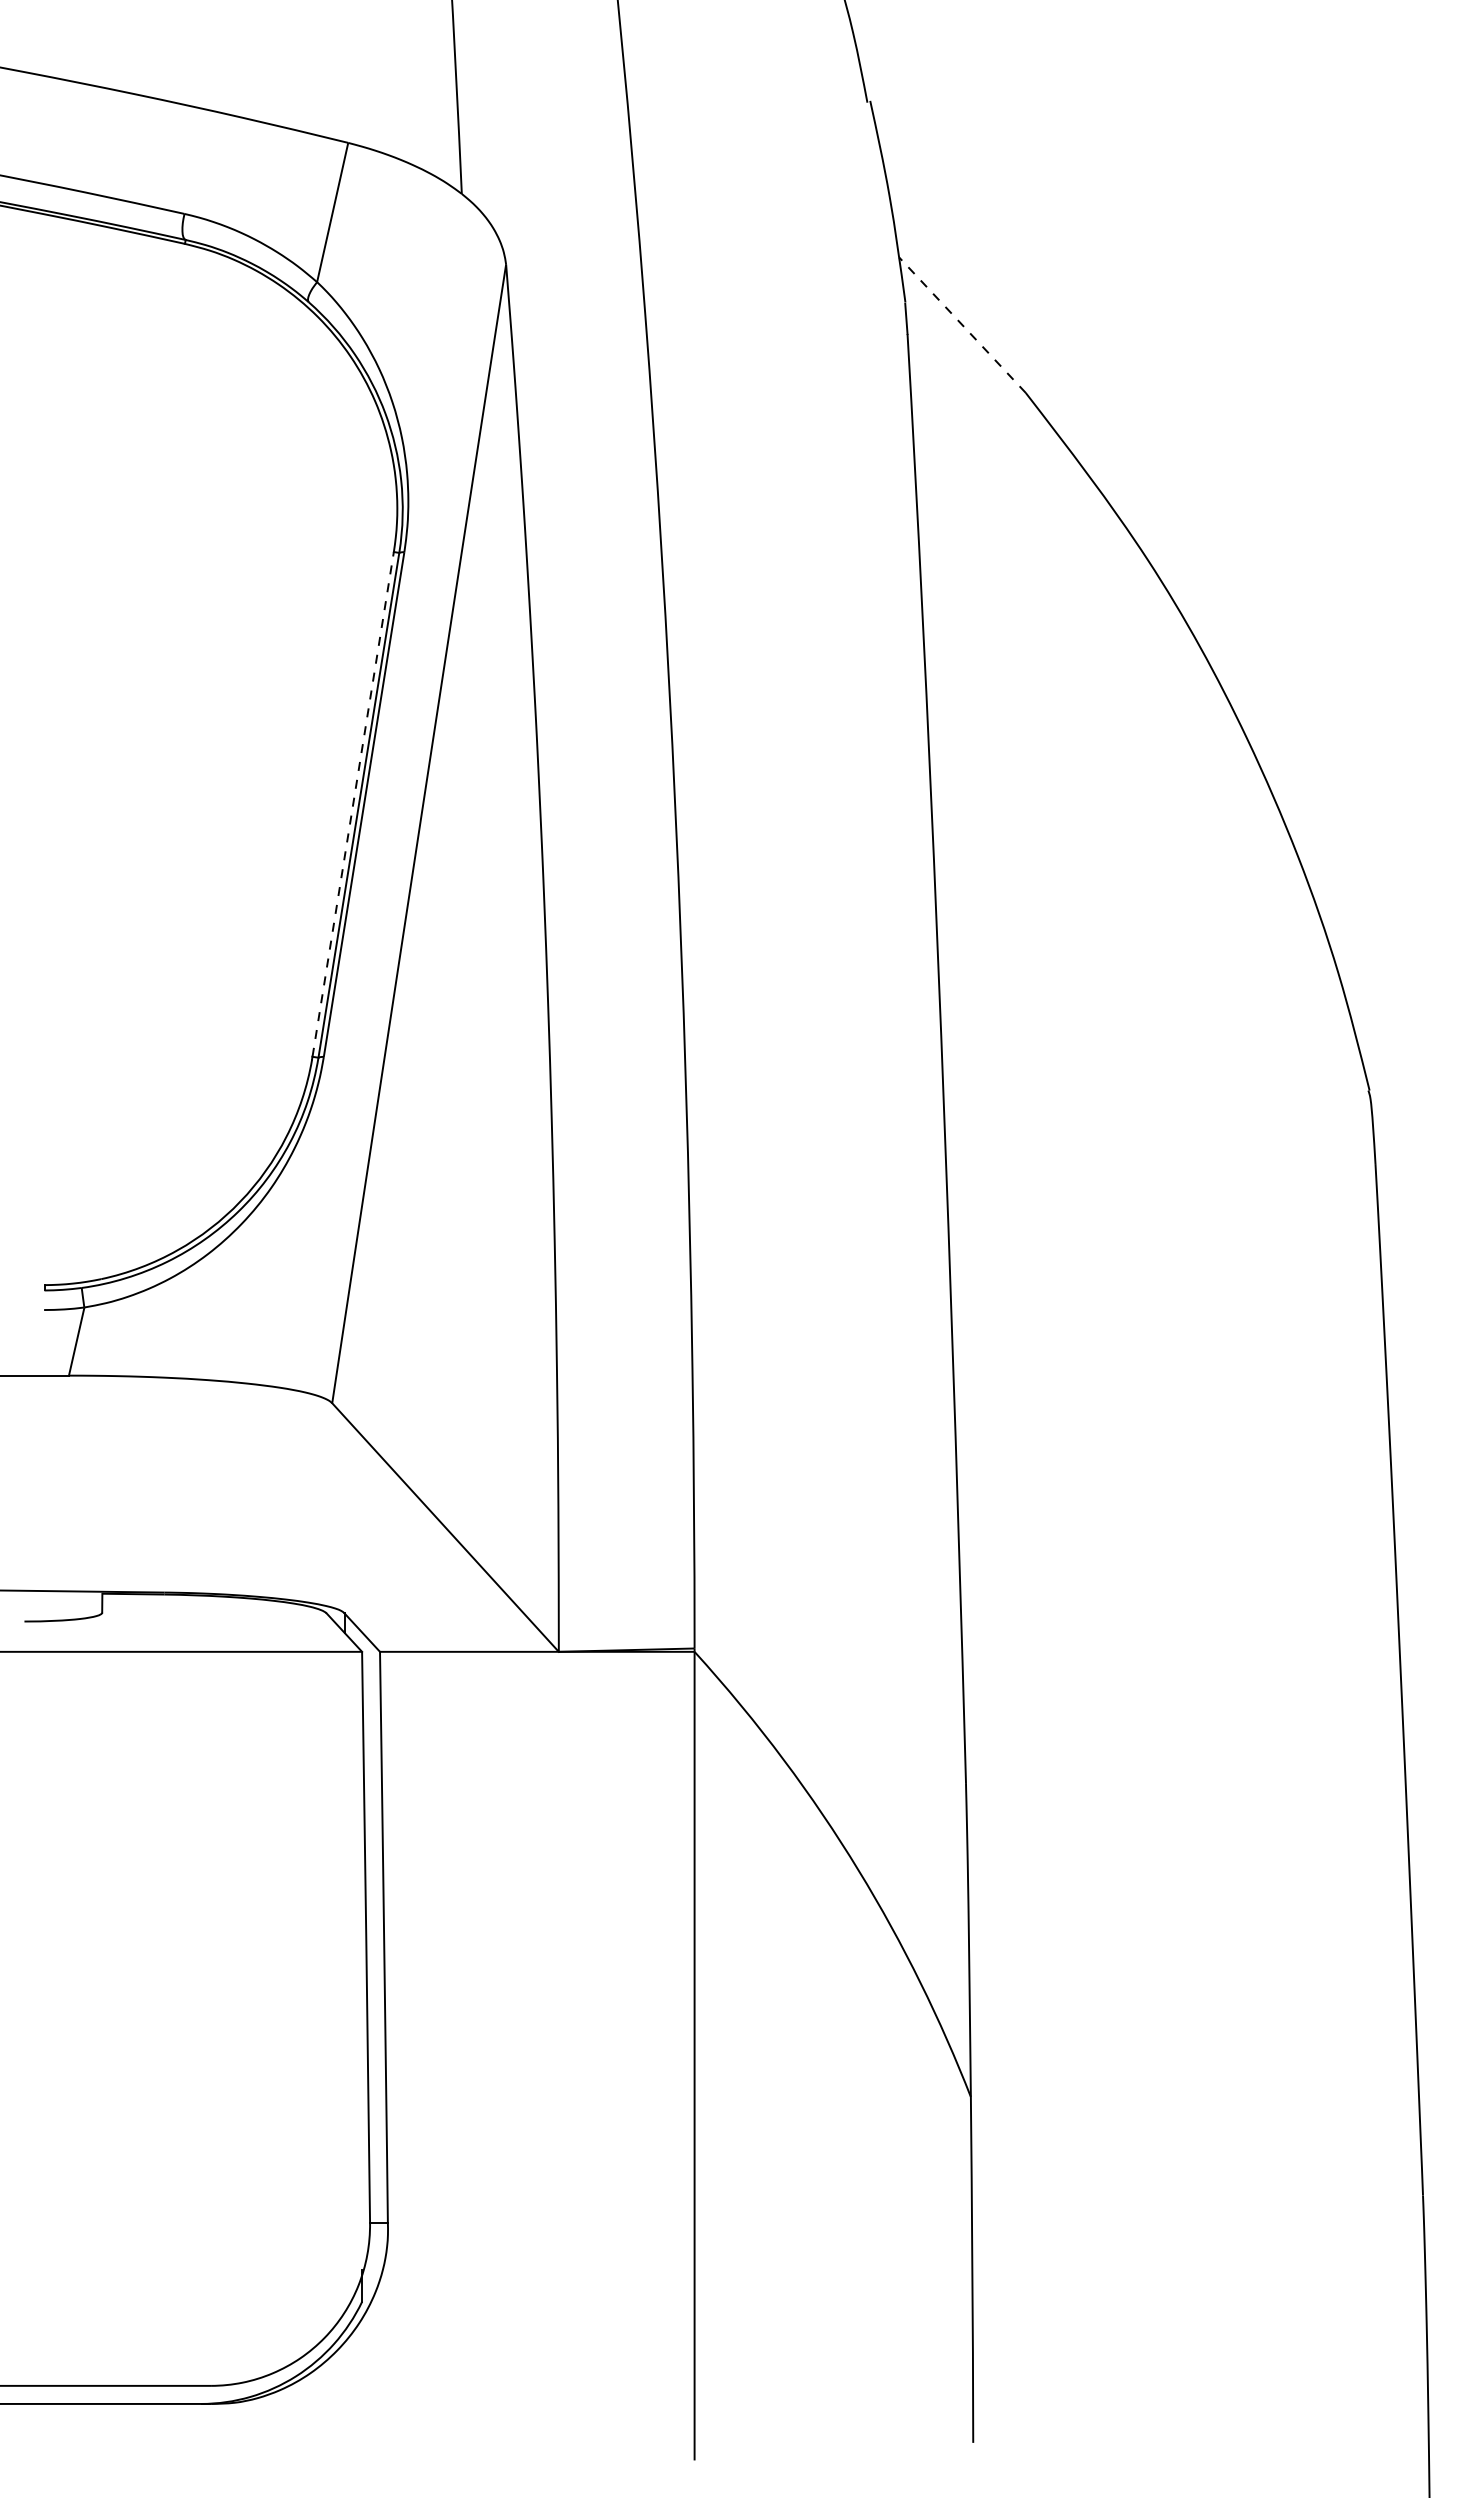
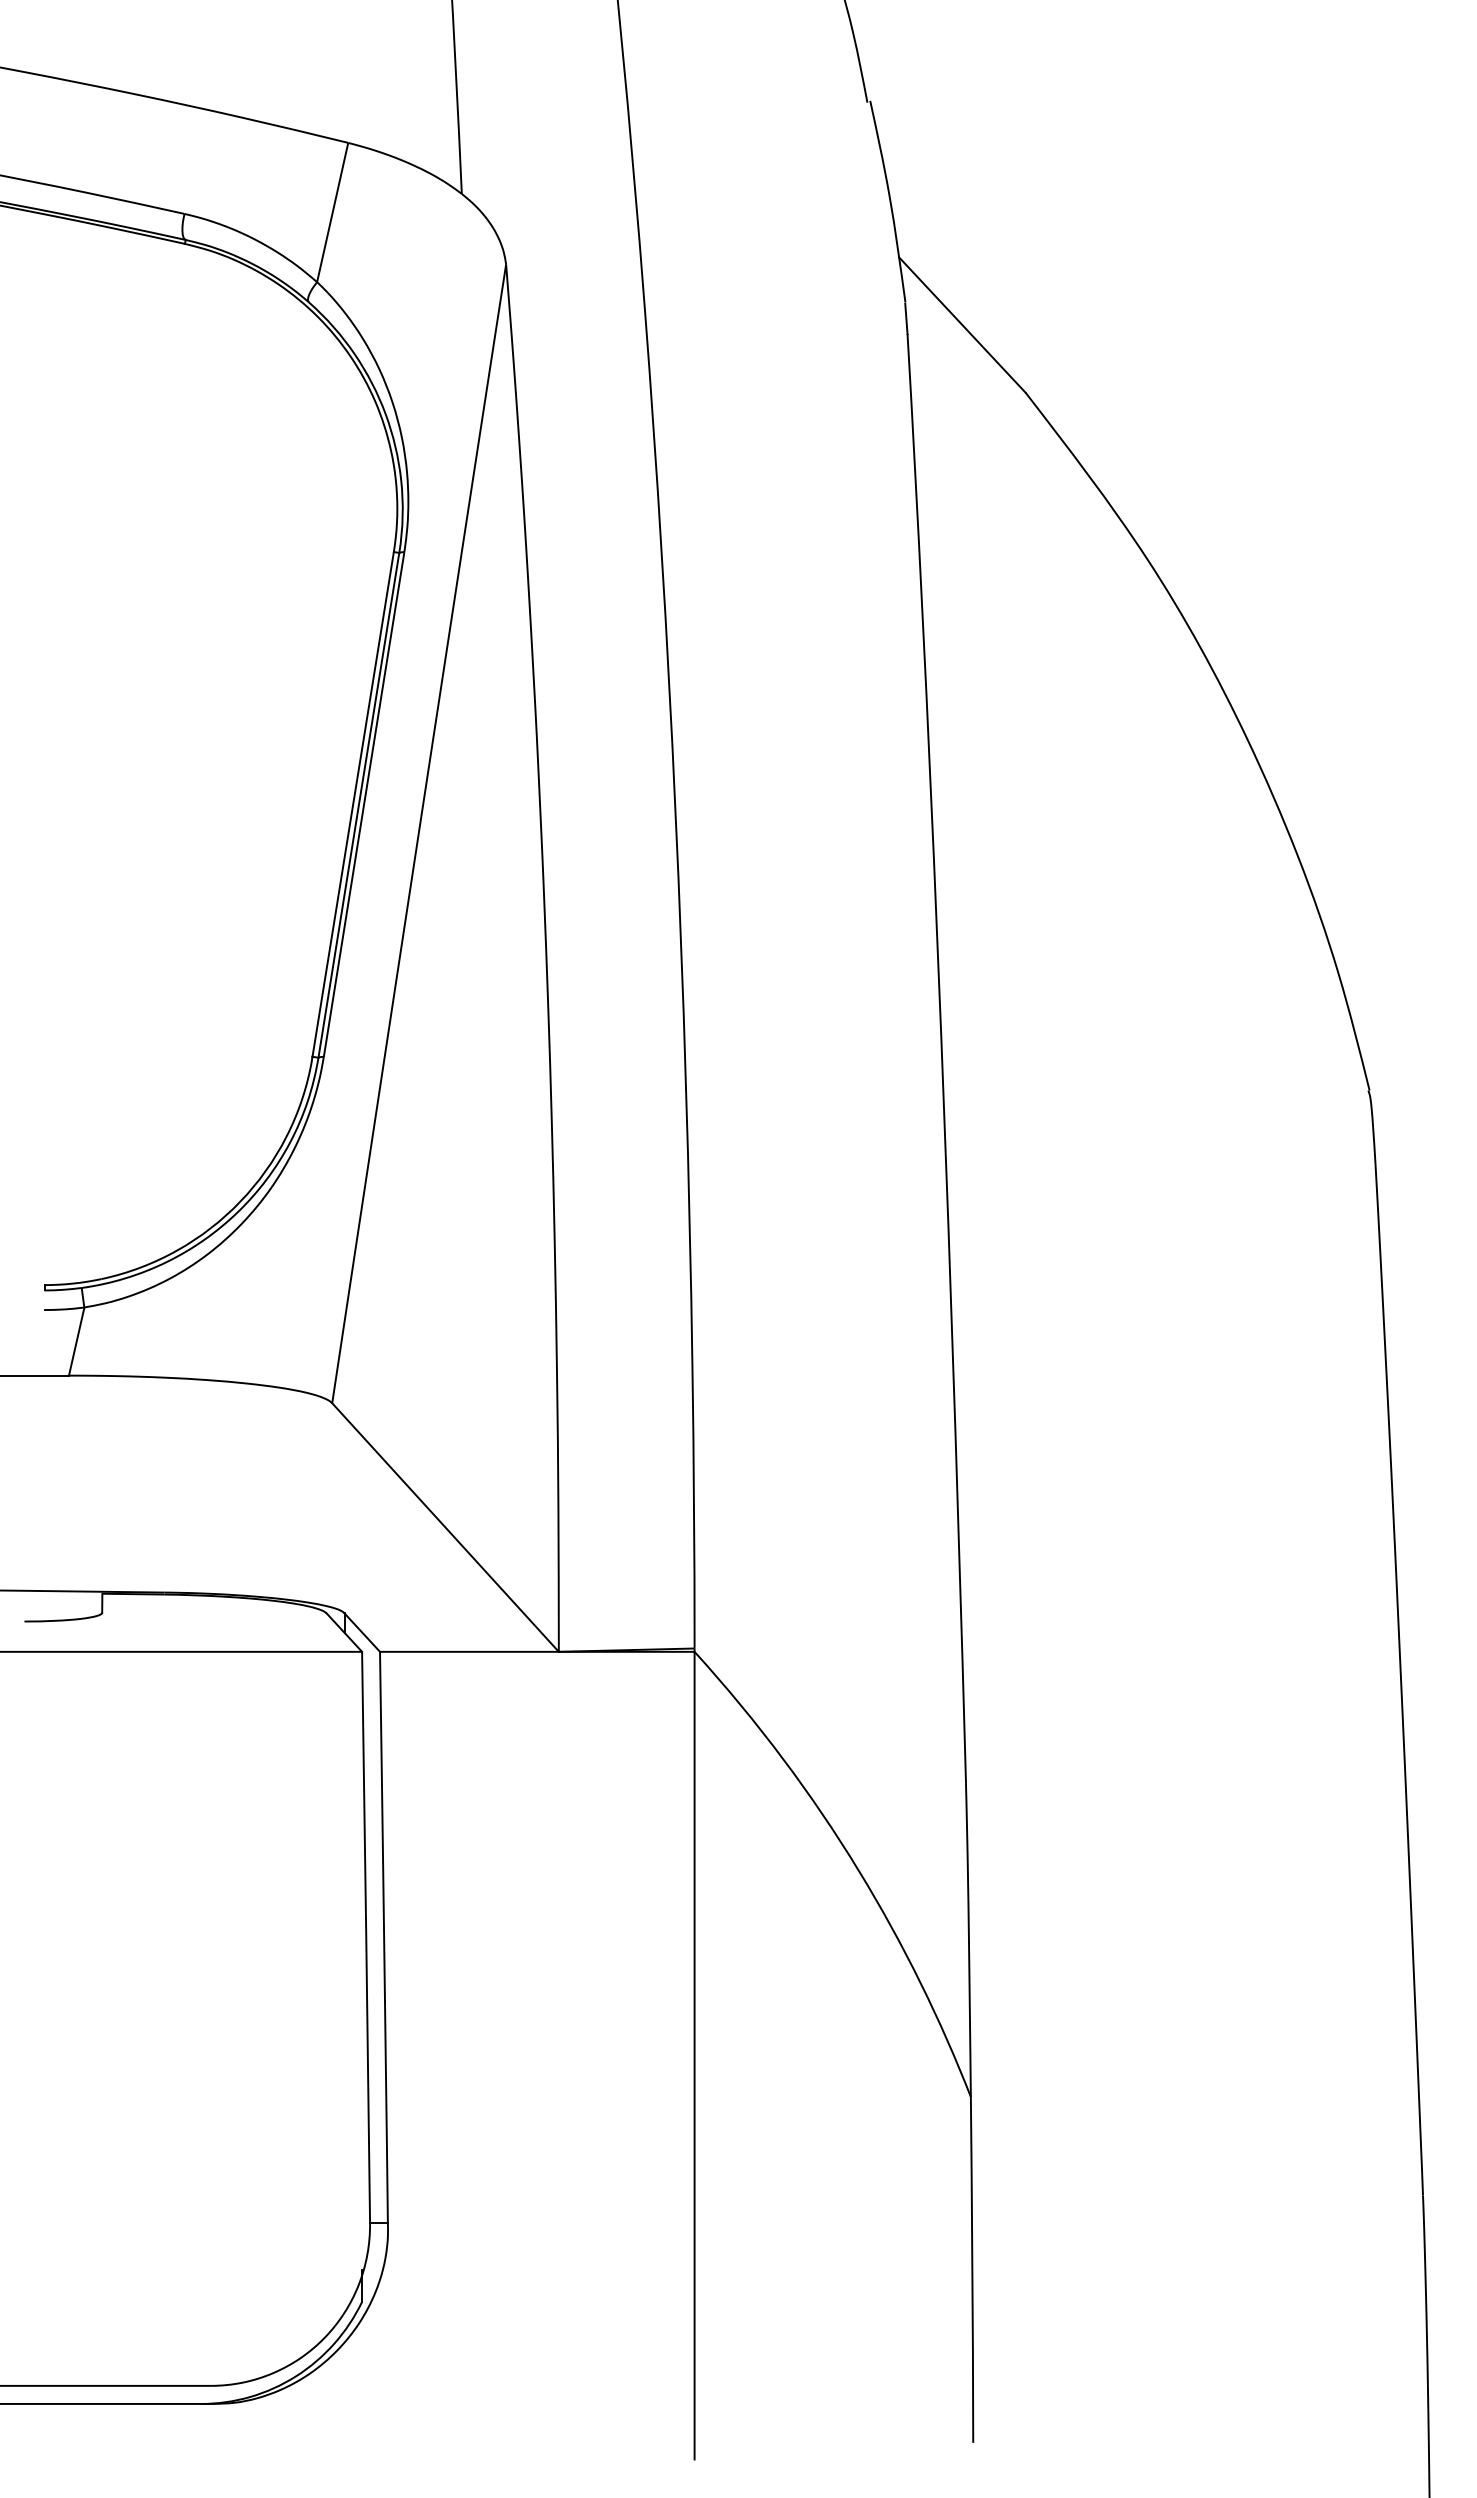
line: dashed -> solid (962, 325)
line: dashed -> solid (353, 804)
